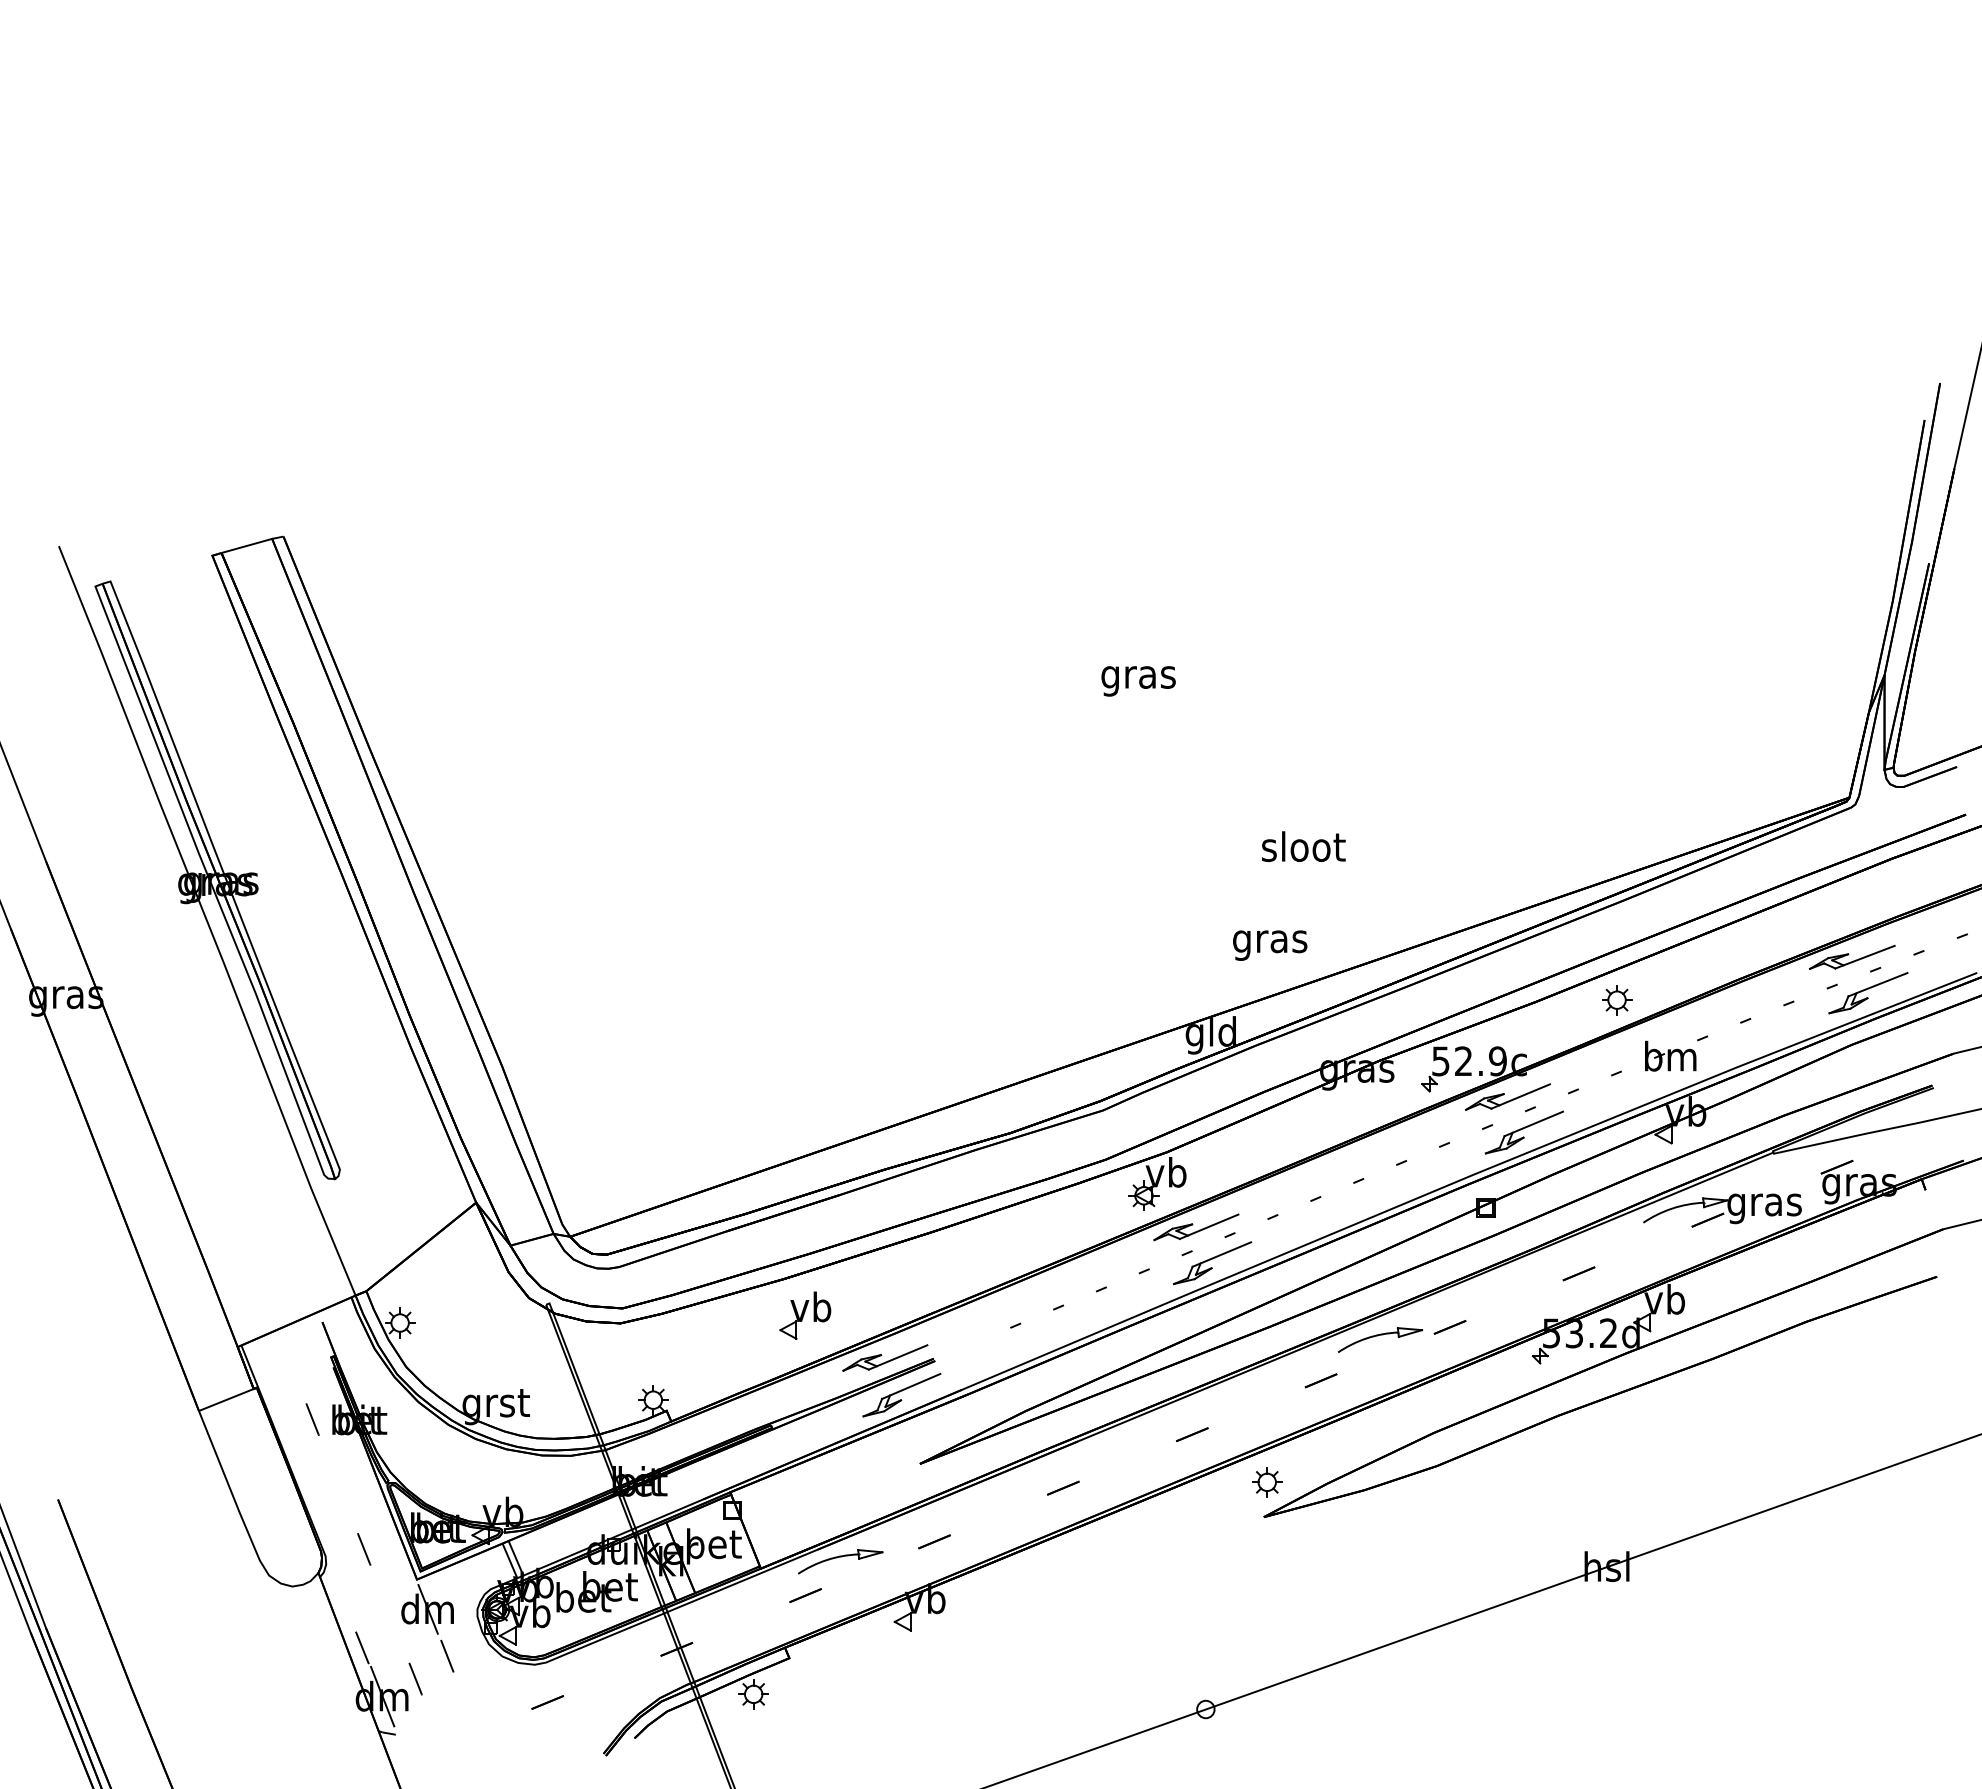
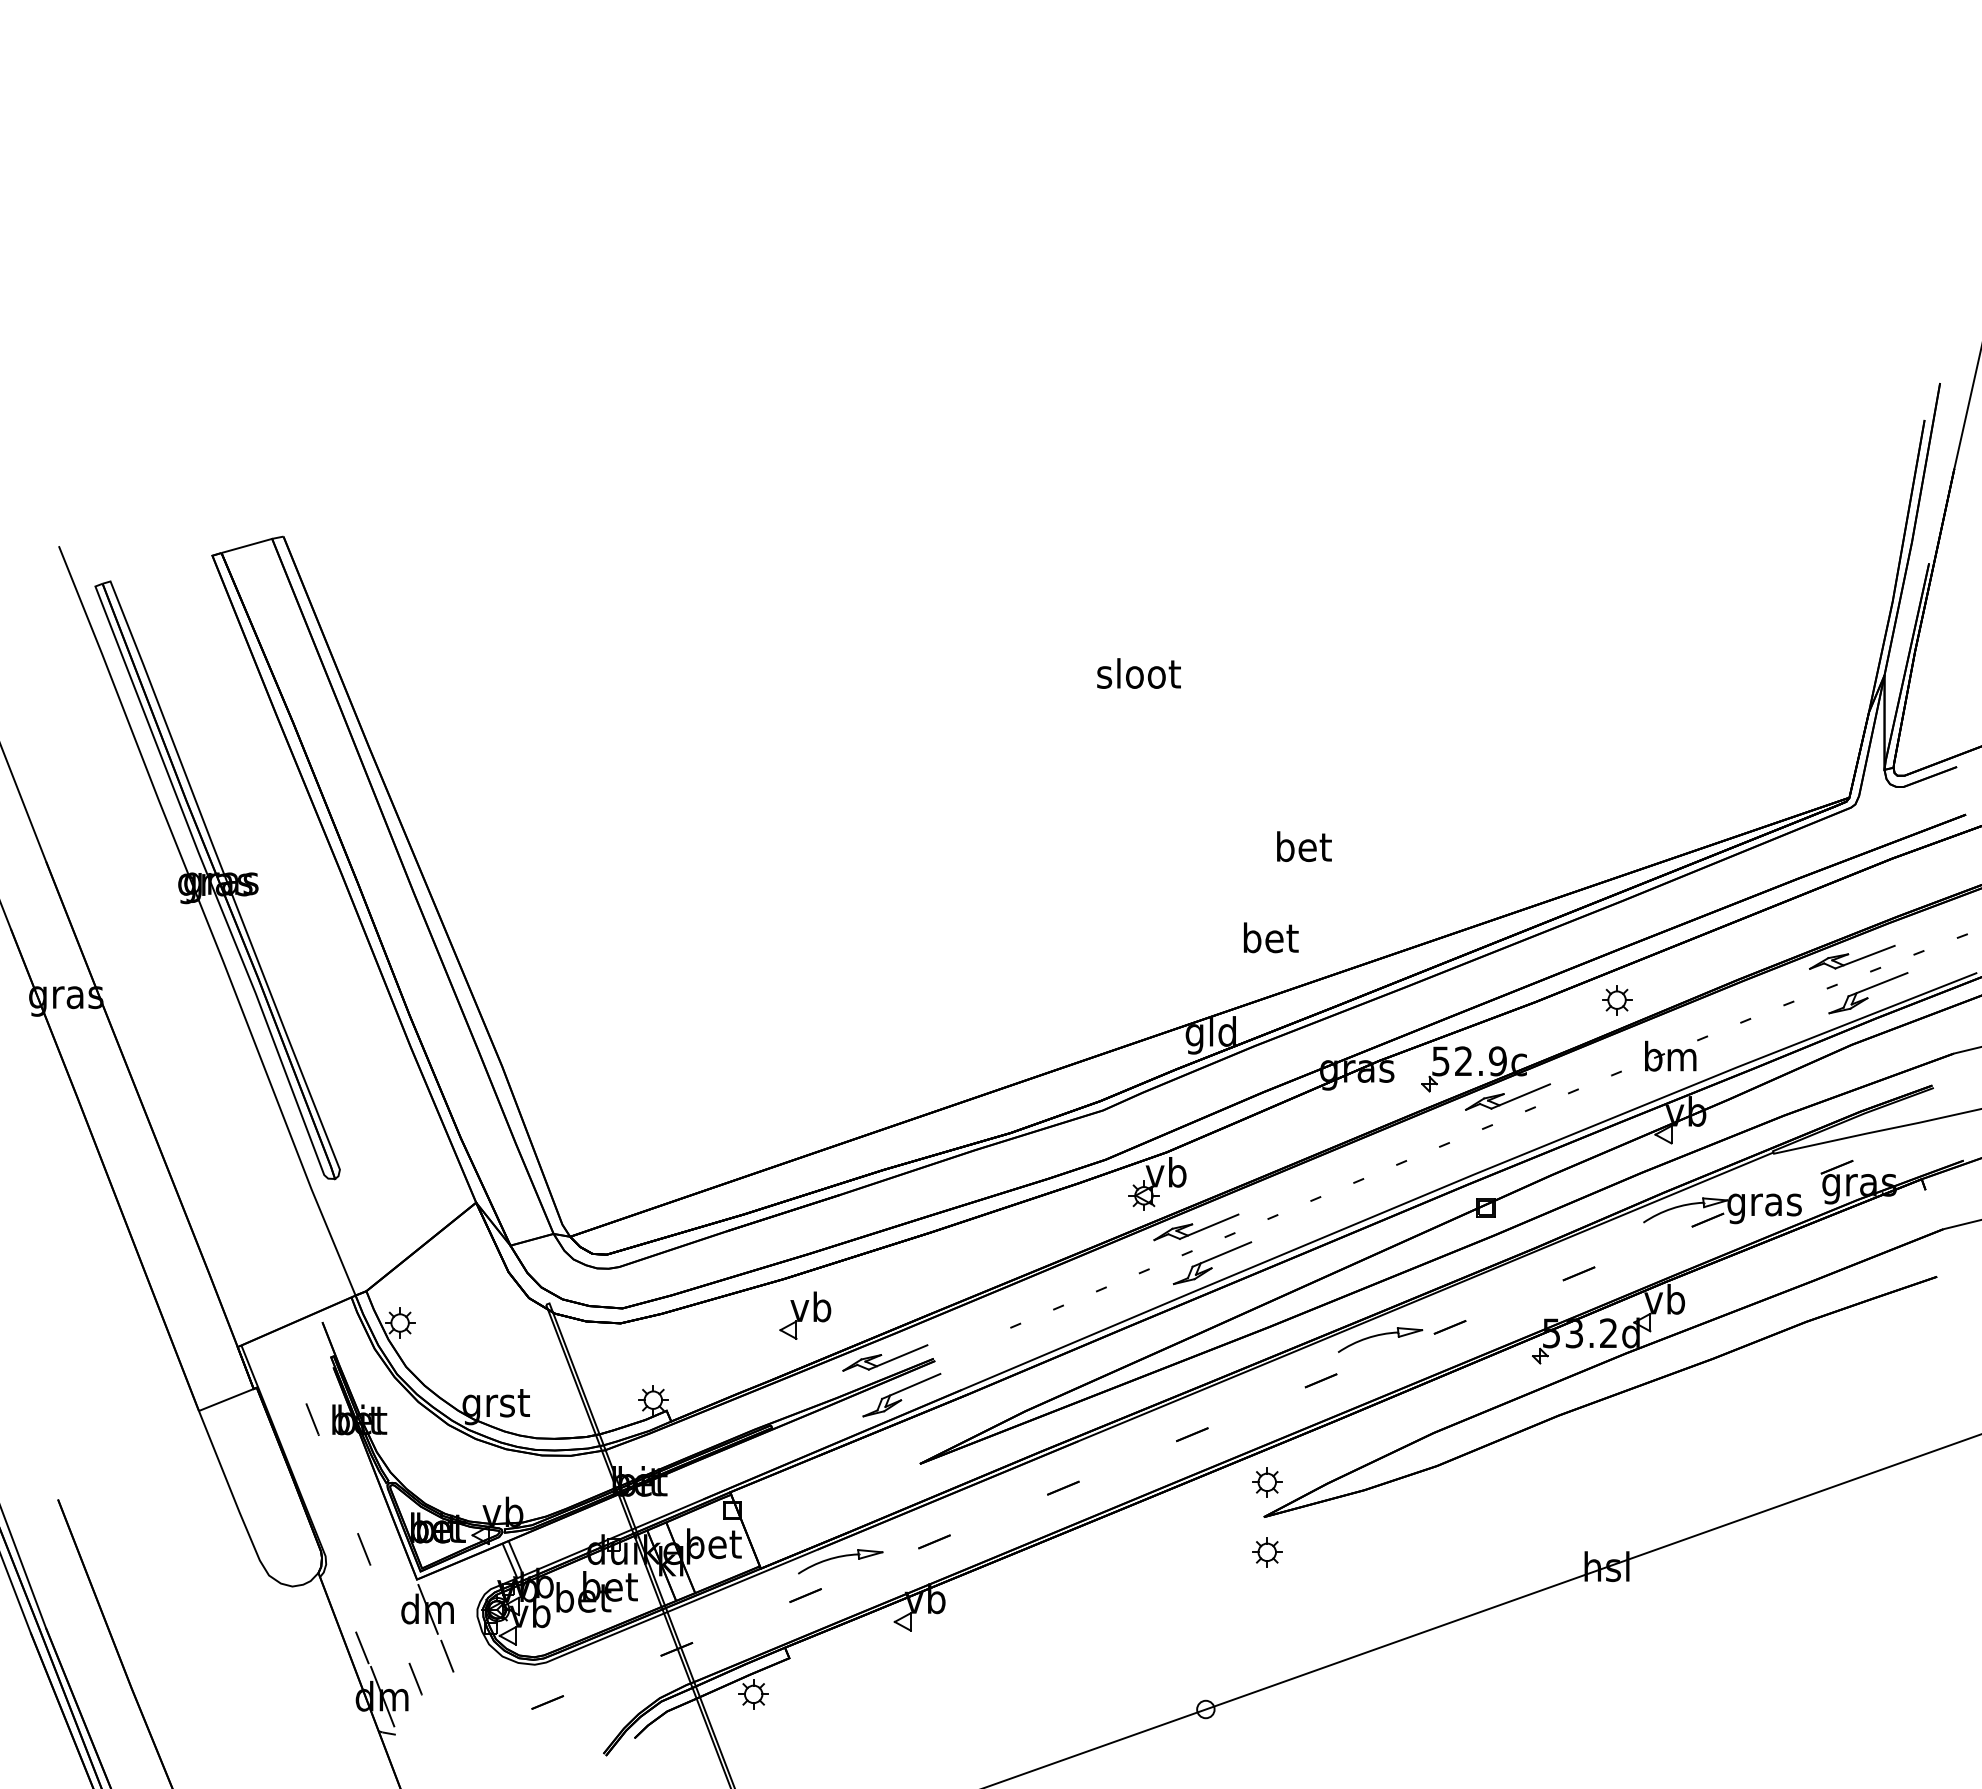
text: gras -> sloot (1138, 677)
text: sloot -> bet (1303, 846)
text: gras -> bet (1270, 941)
part: present -> none (1523, 1132)
part: none -> present (1267, 1552)
